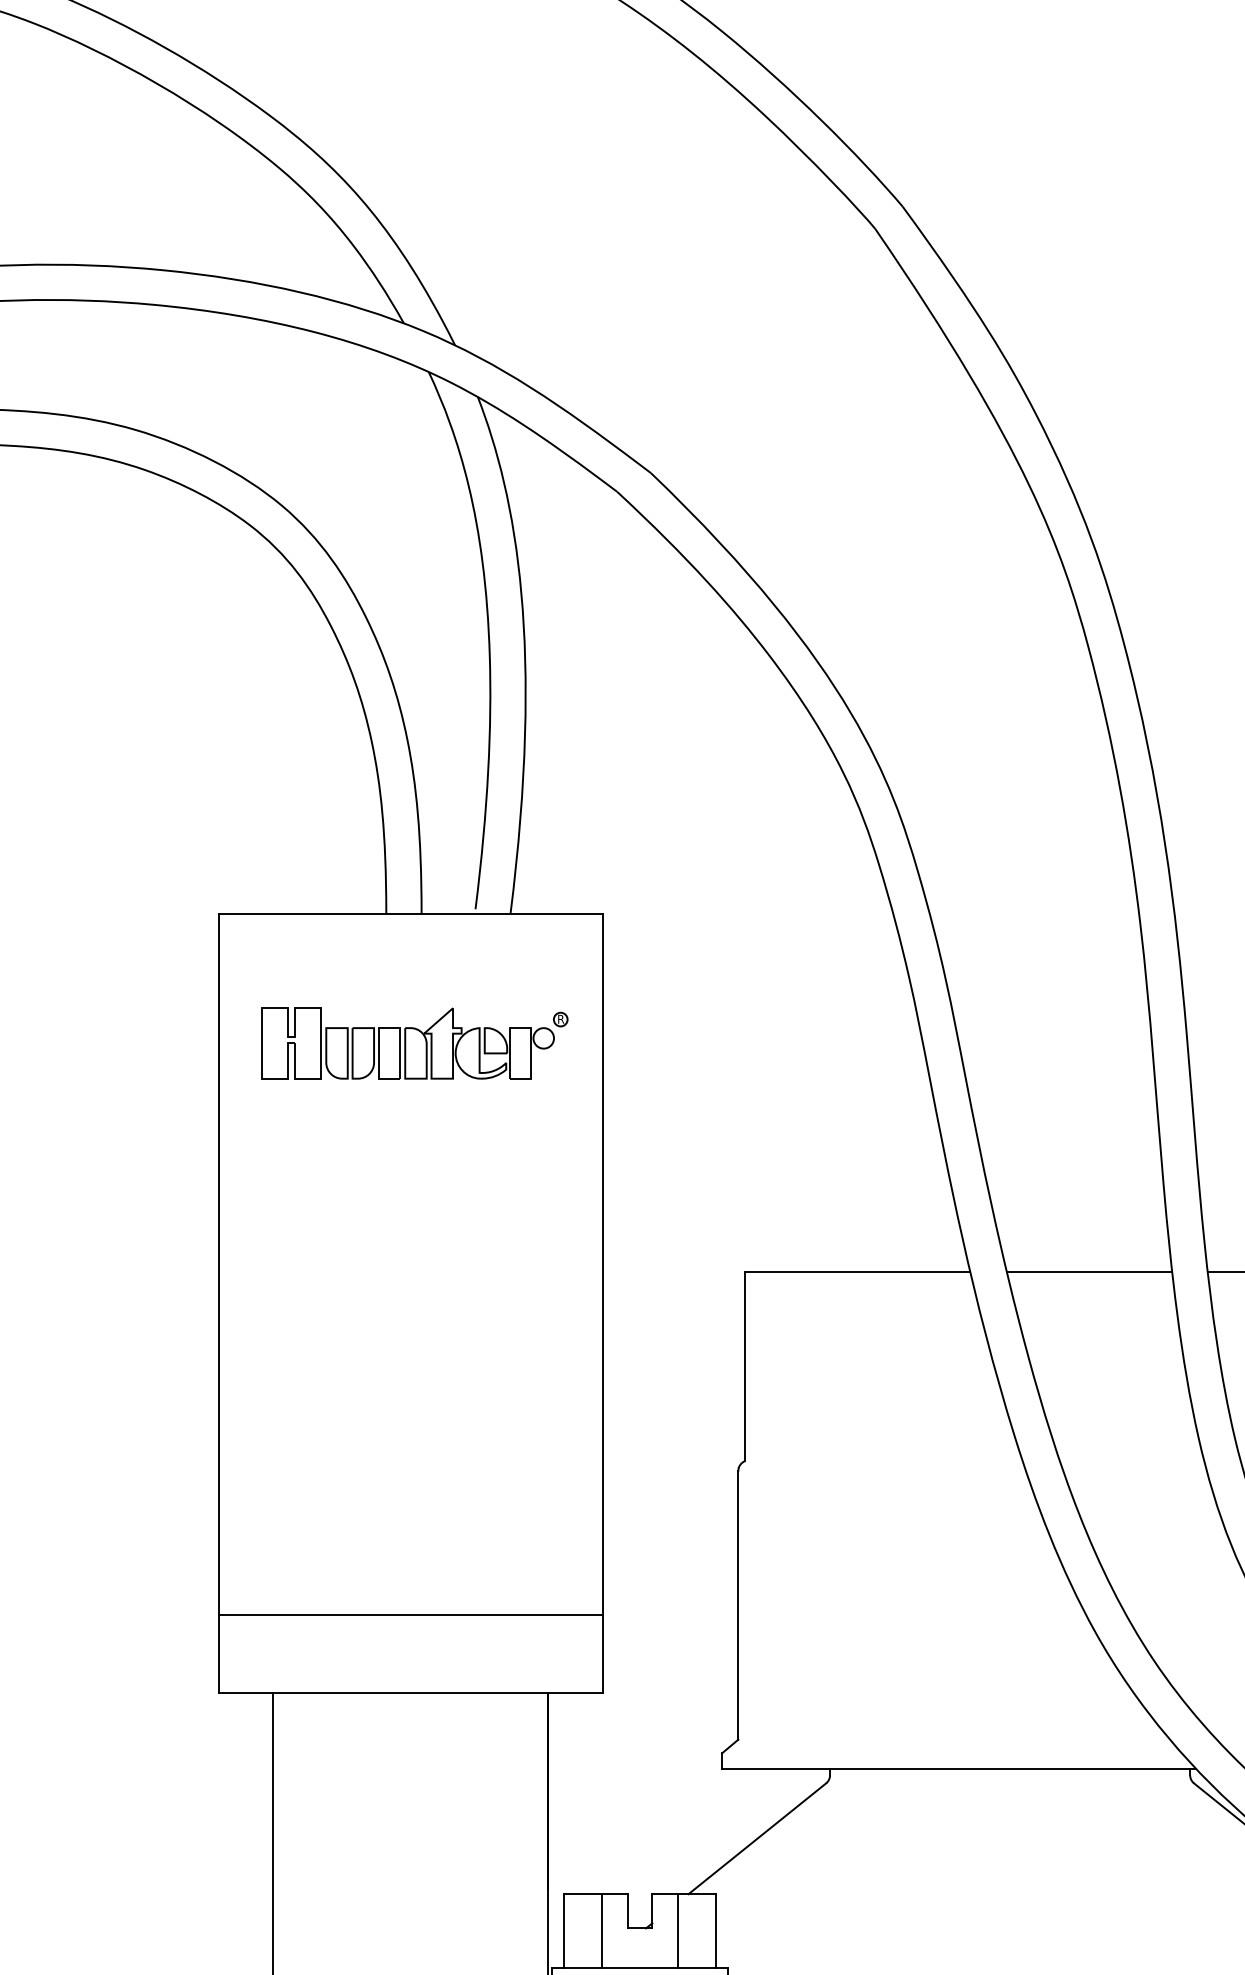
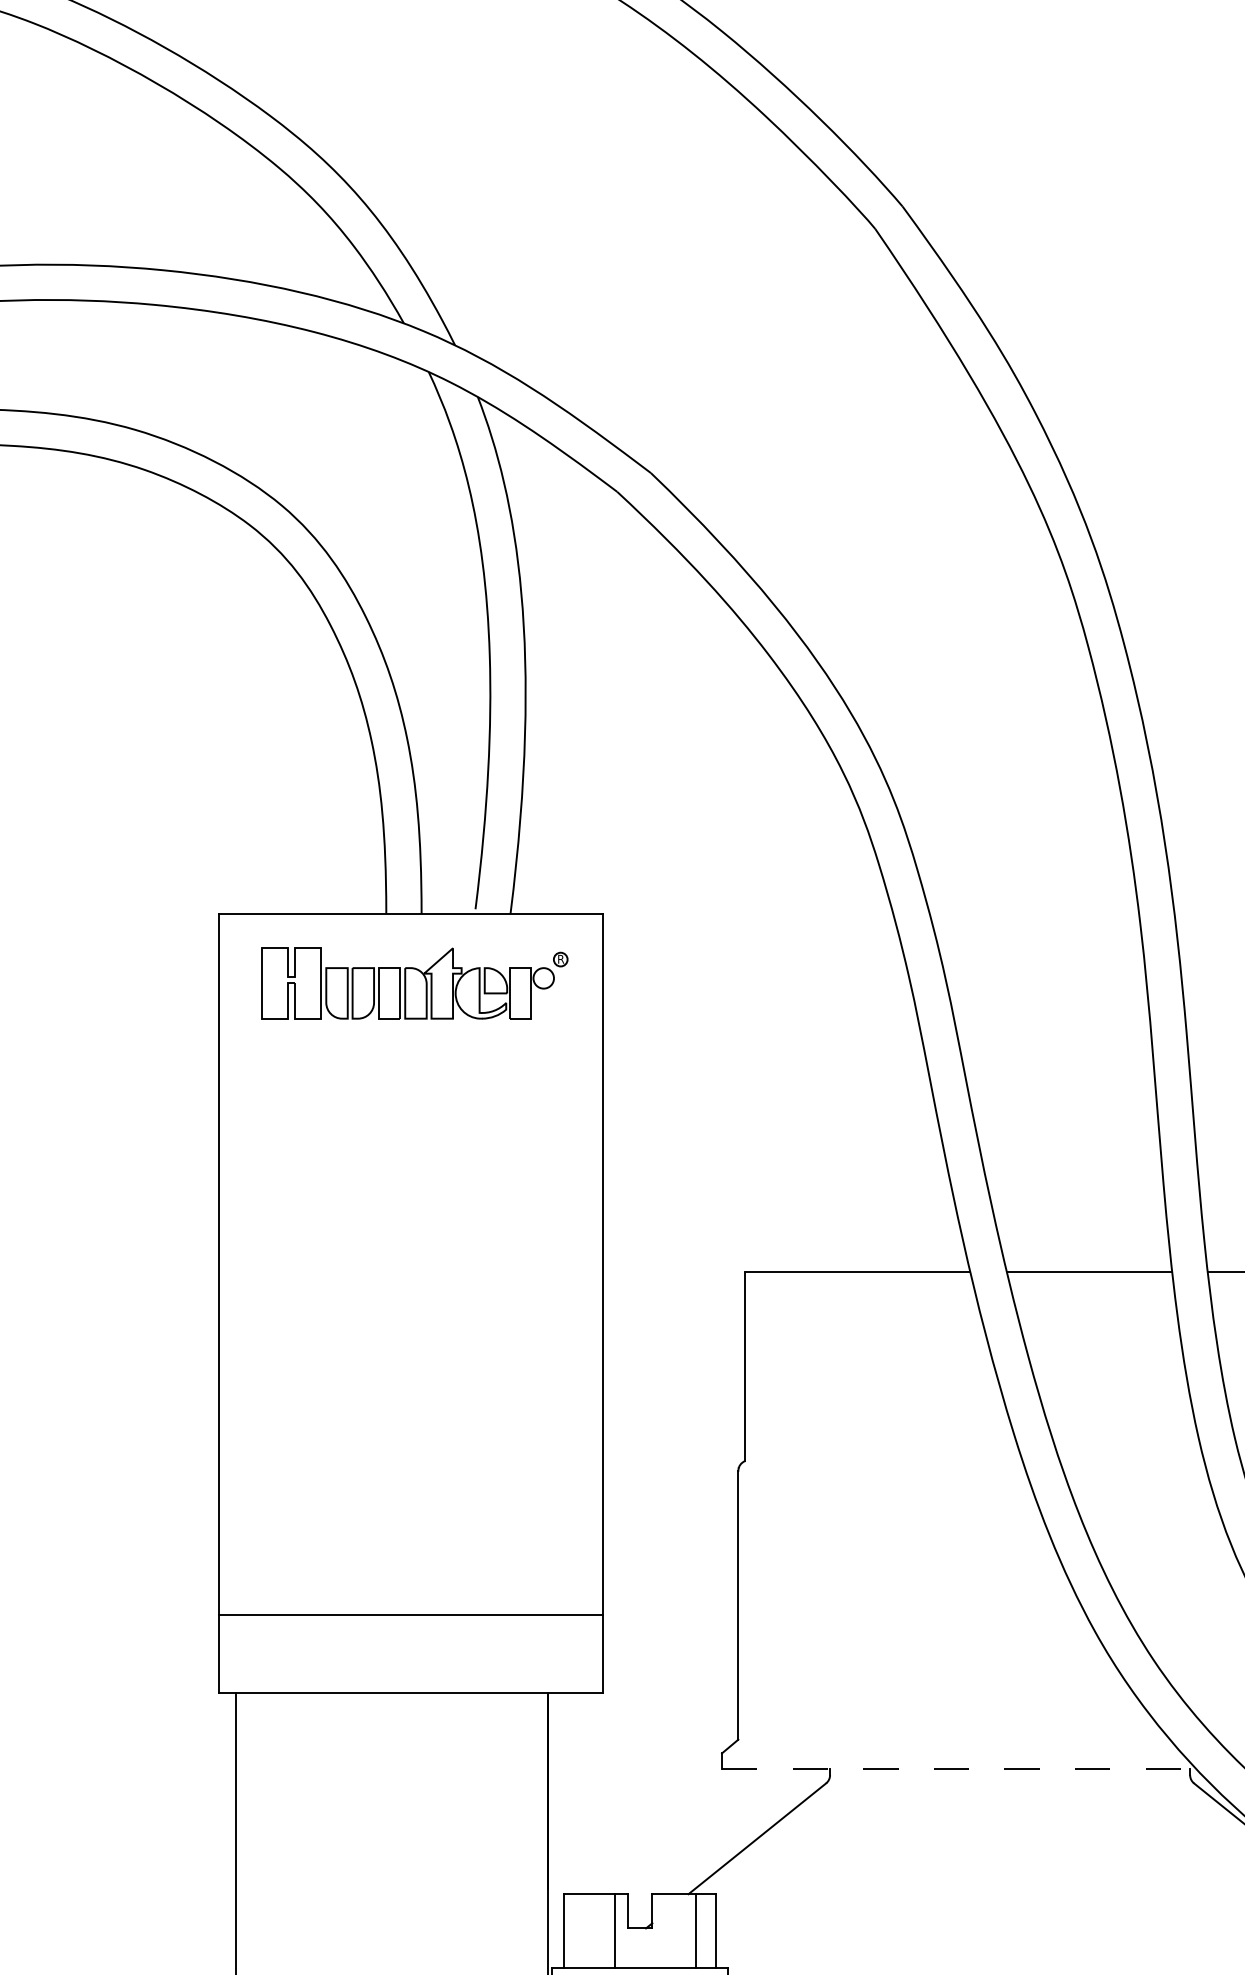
part position: (414, 1043) -> (414, 983) (414, 983)
line: solid -> dashed (959, 1769)
line position: (273, 1832) -> (236, 1832) (236, 1832)
line position: (602, 1931) -> (615, 1931) (615, 1931)
line position: (677, 1931) -> (695, 1931) (695, 1931)
